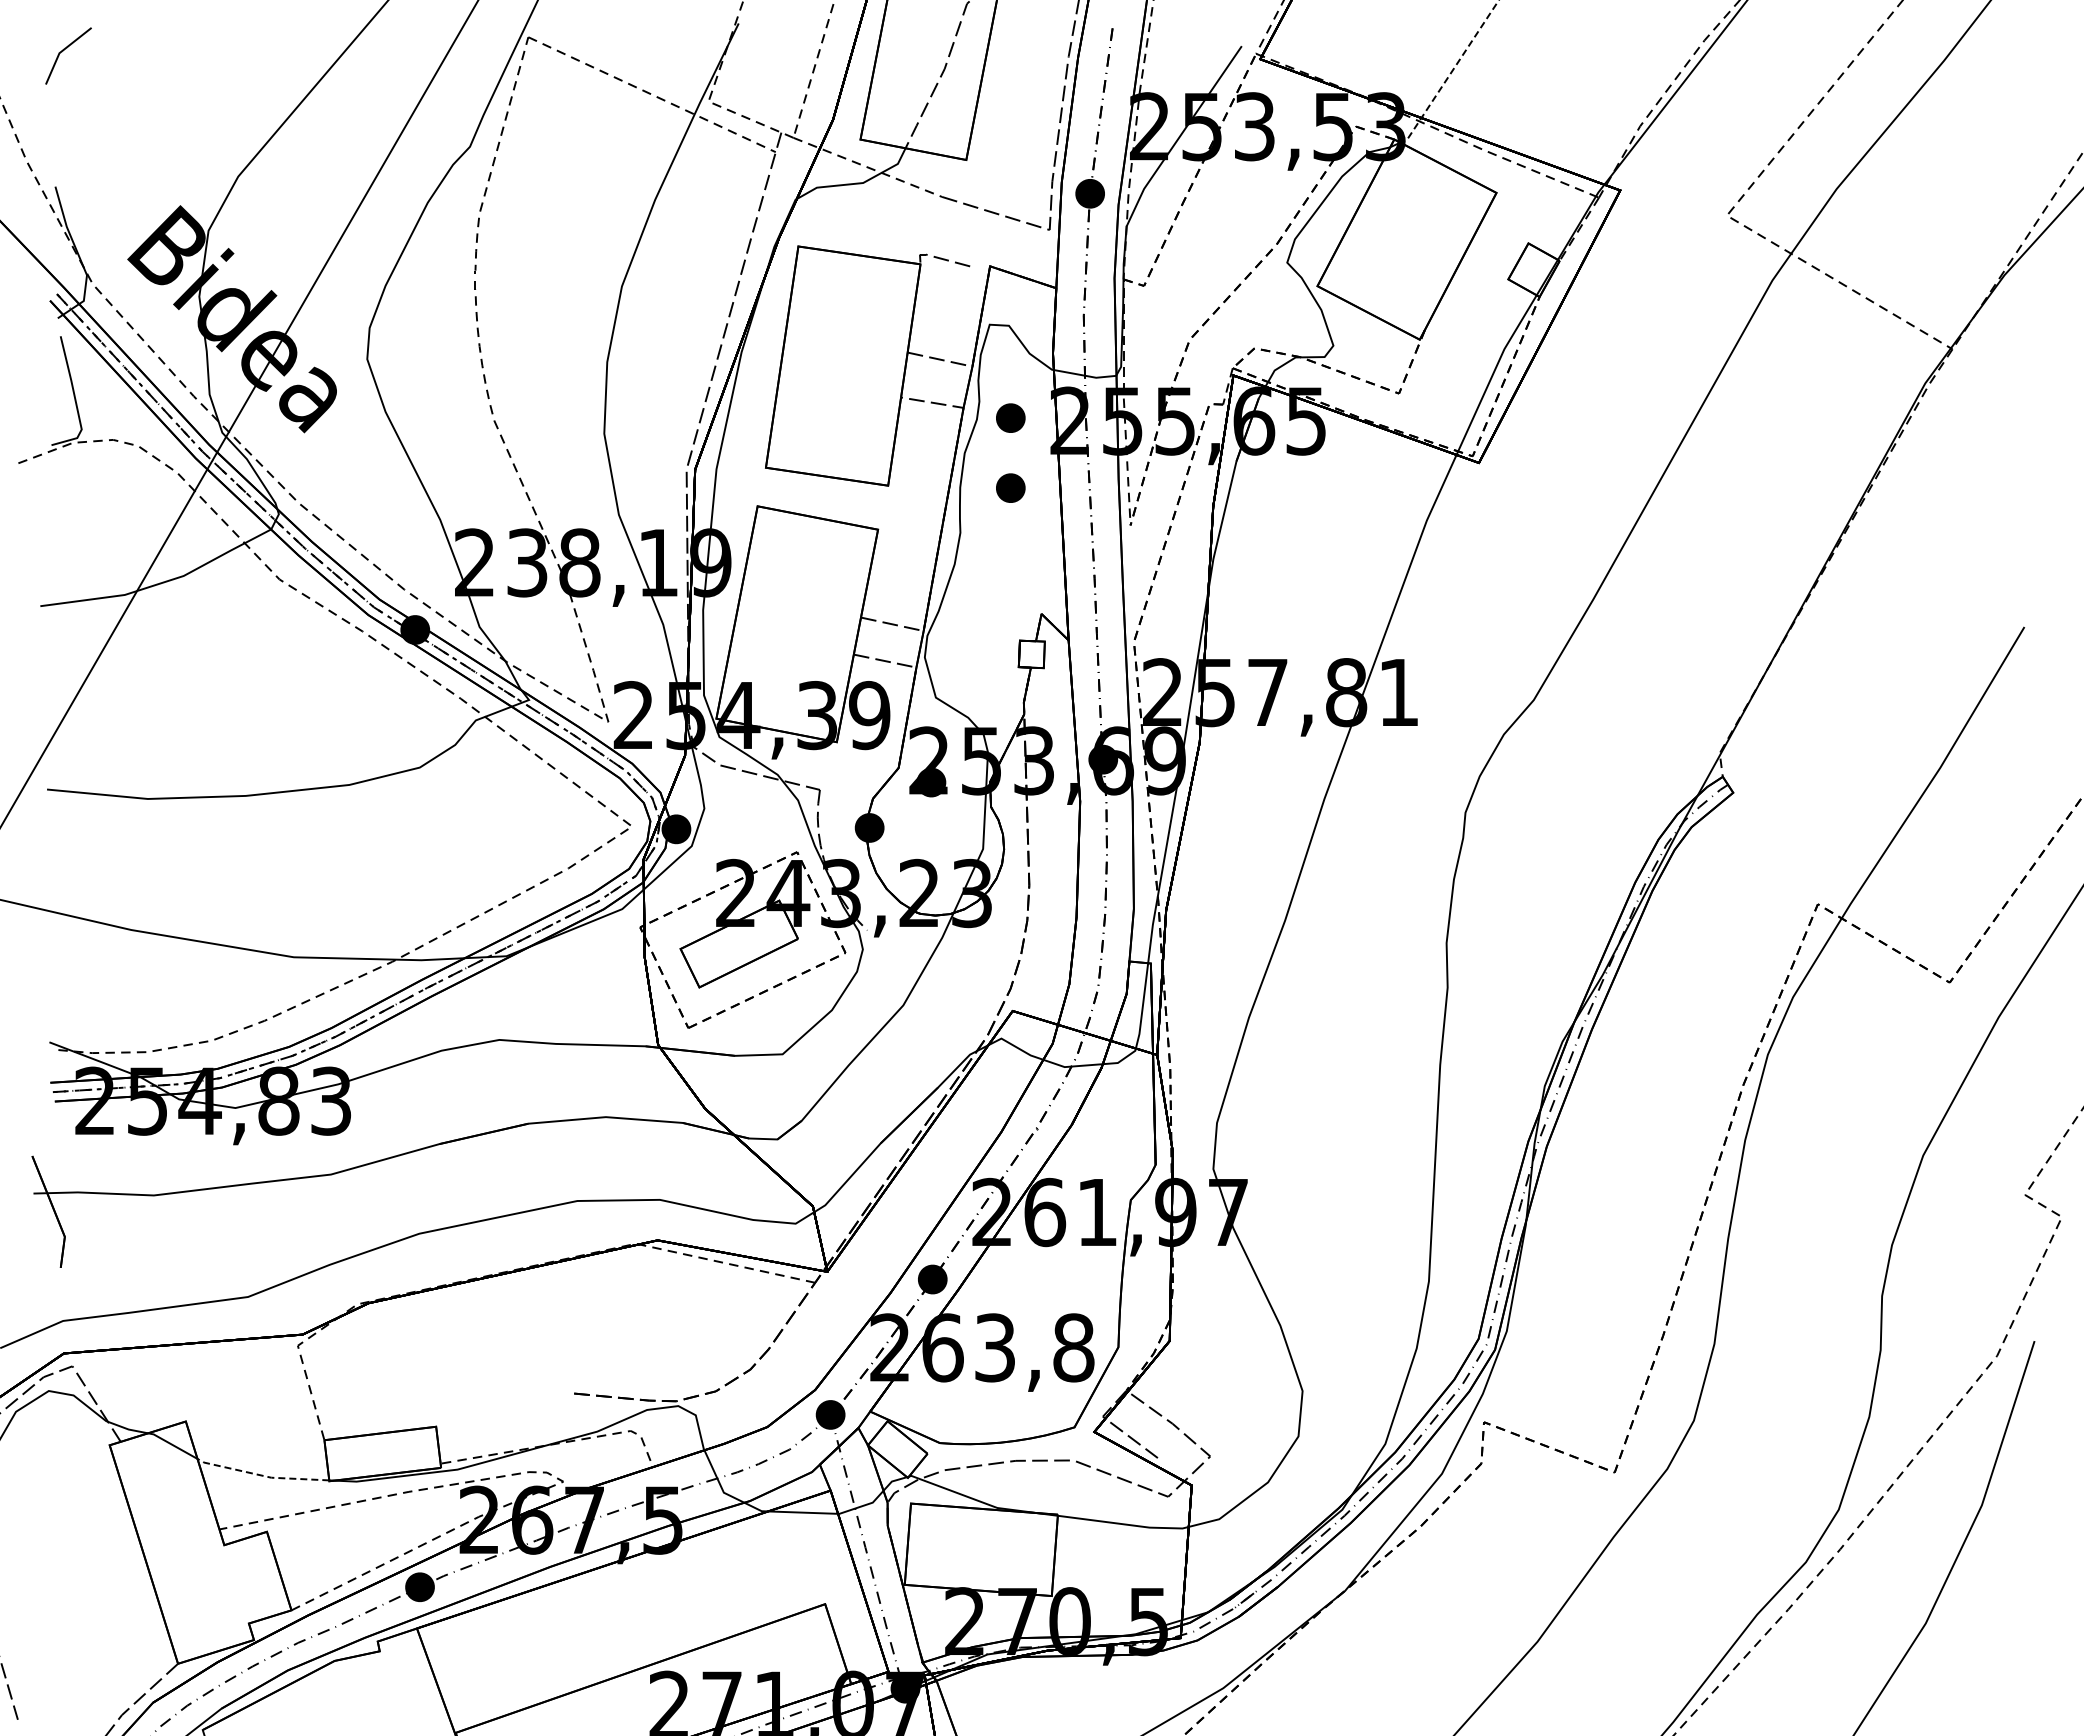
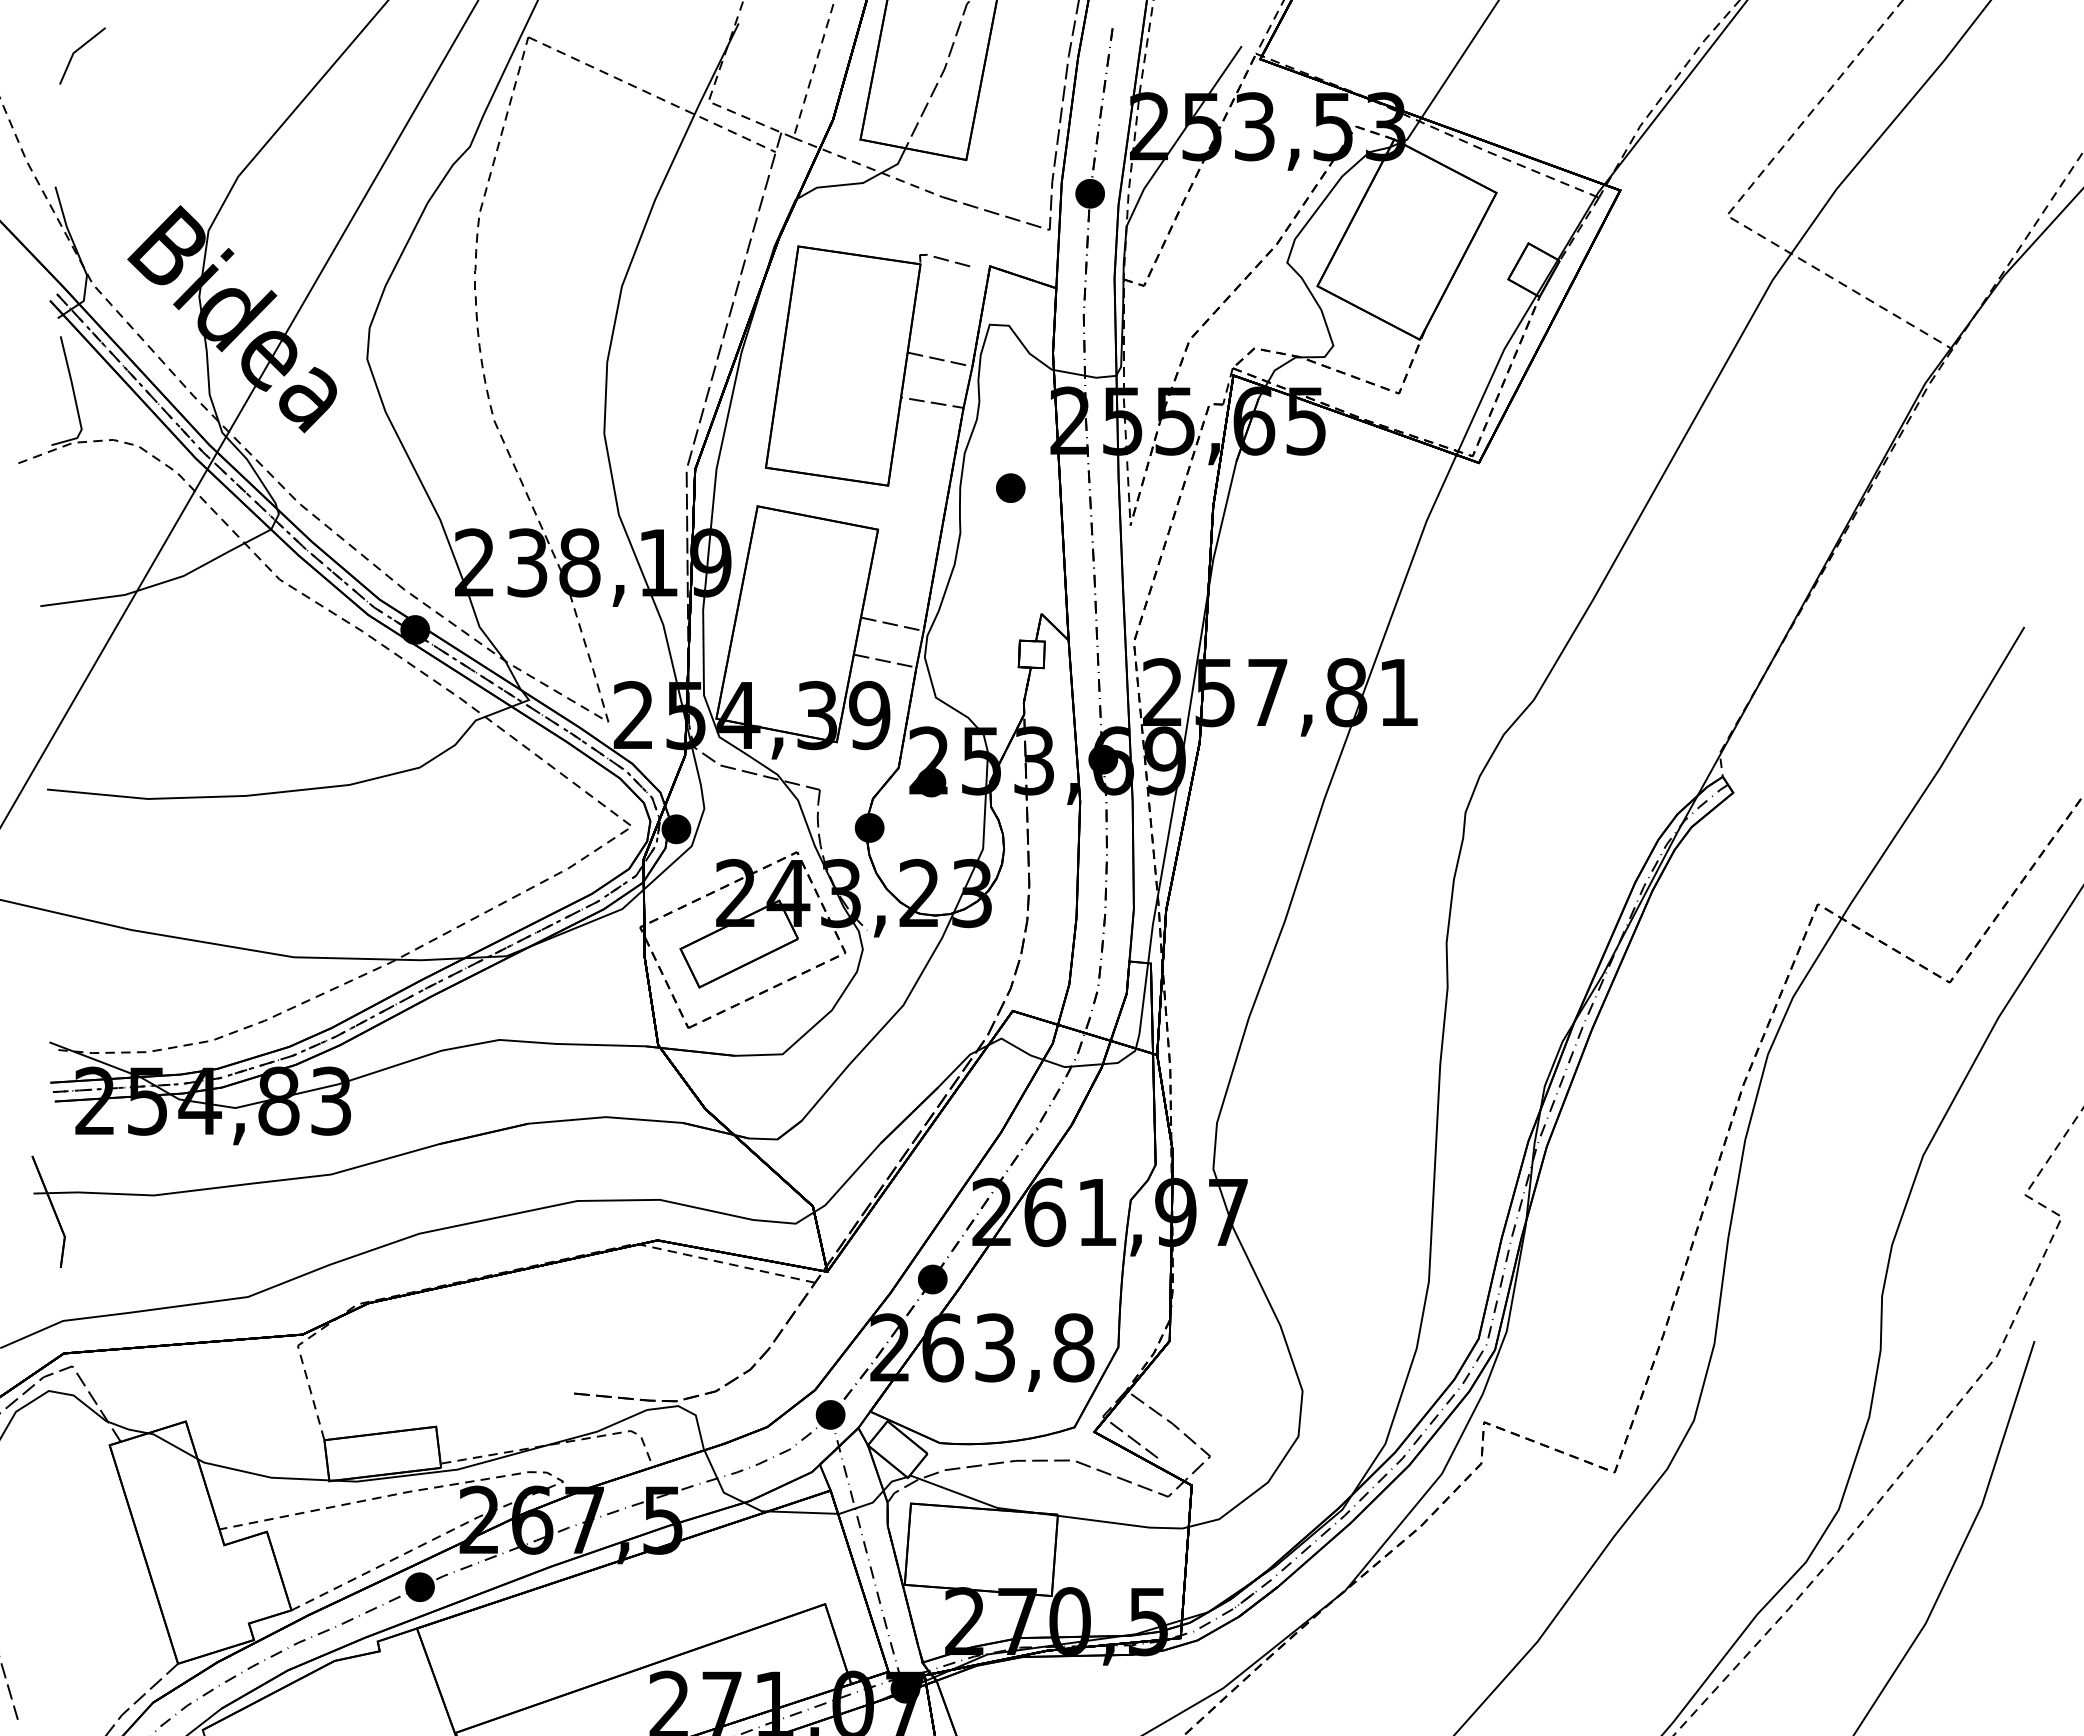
line position: (64, 50) -> (78, 50) (78, 50)
line: dashed -> solid (1450, 73)
part: present -> none (1010, 417)
line: dashed -> solid (261, 1475)
